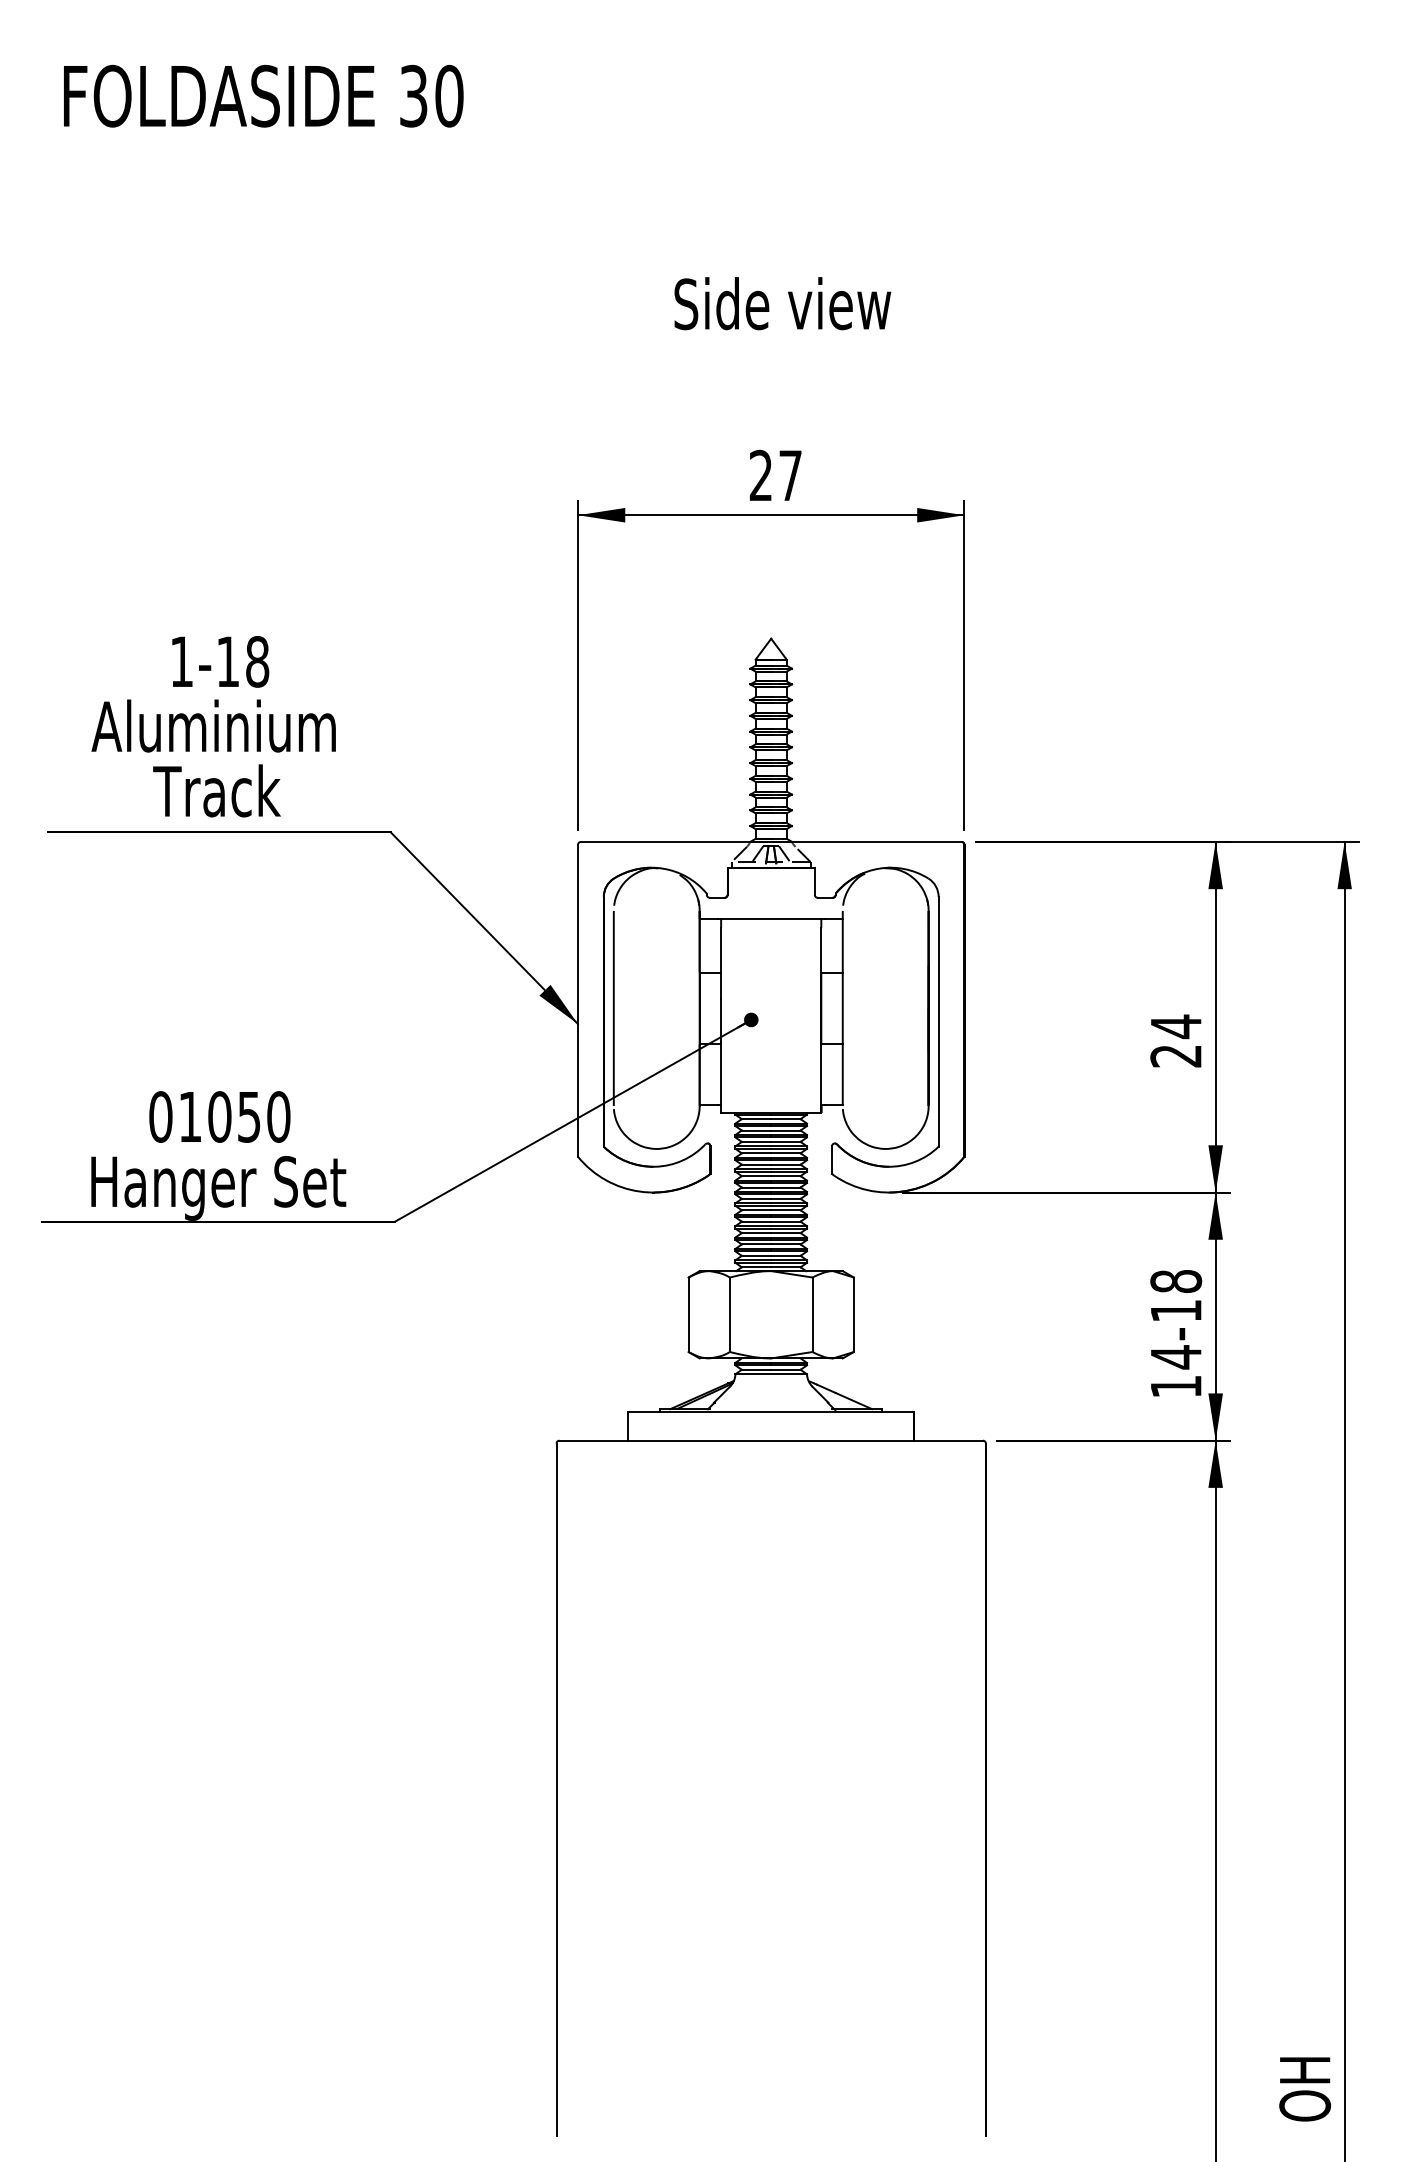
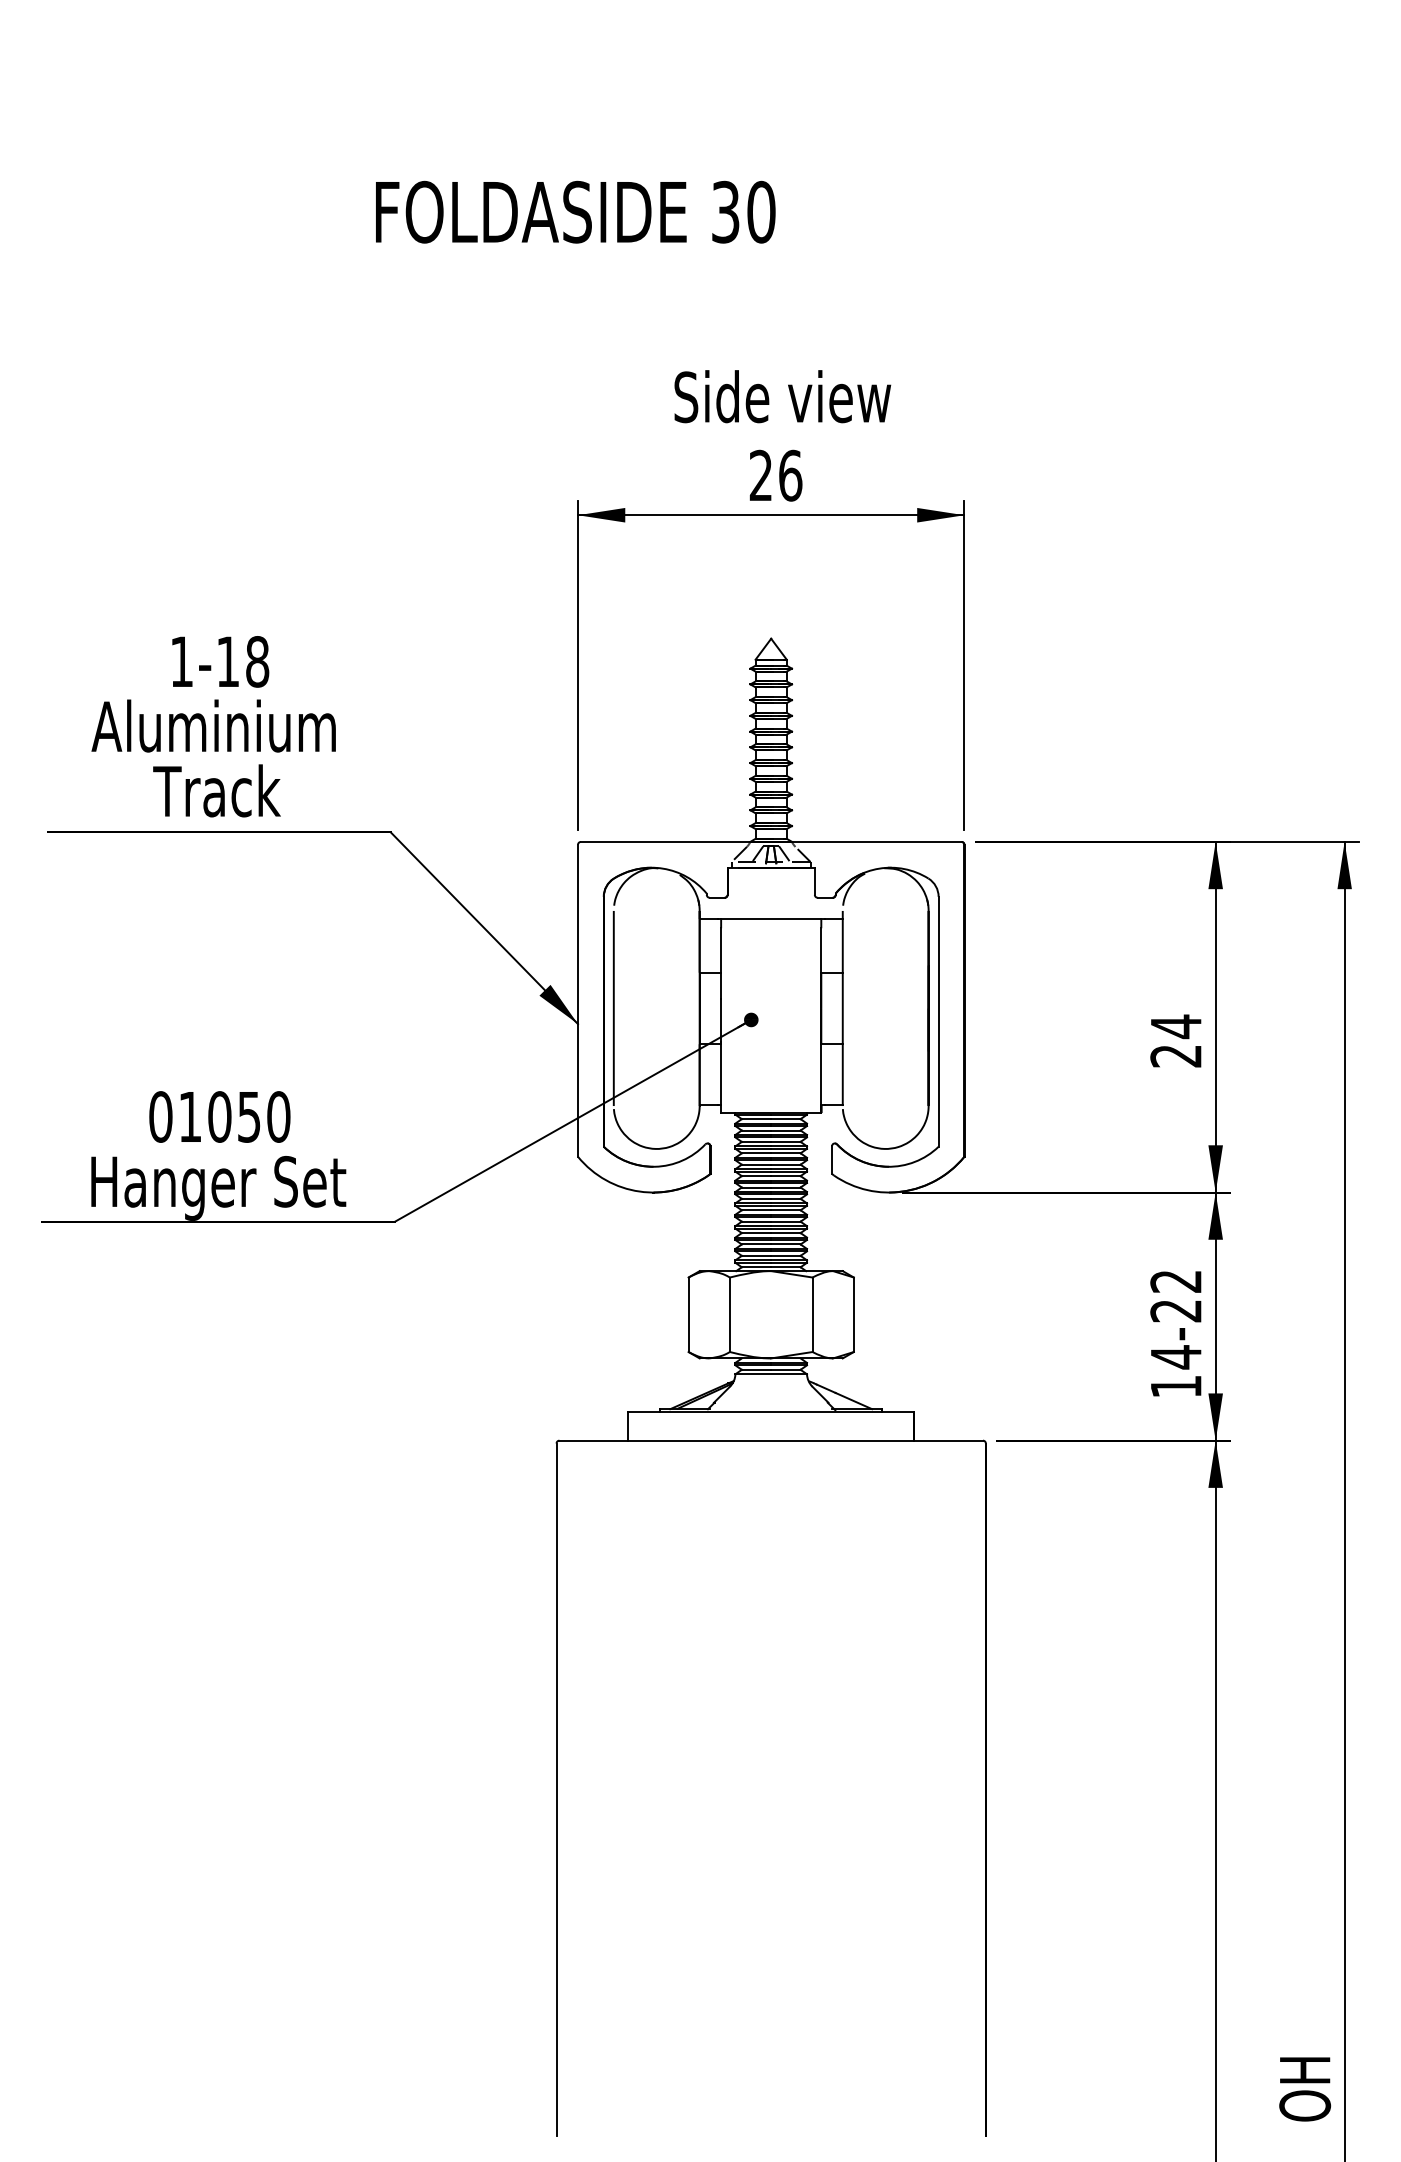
text position: (263, 95) -> (575, 211) (575, 211)
text position: (782, 303) -> (782, 396) (782, 396)
text: 27 -> 26 (790, 475)
text: 14-18 -> 14-22 (1176, 1296)
